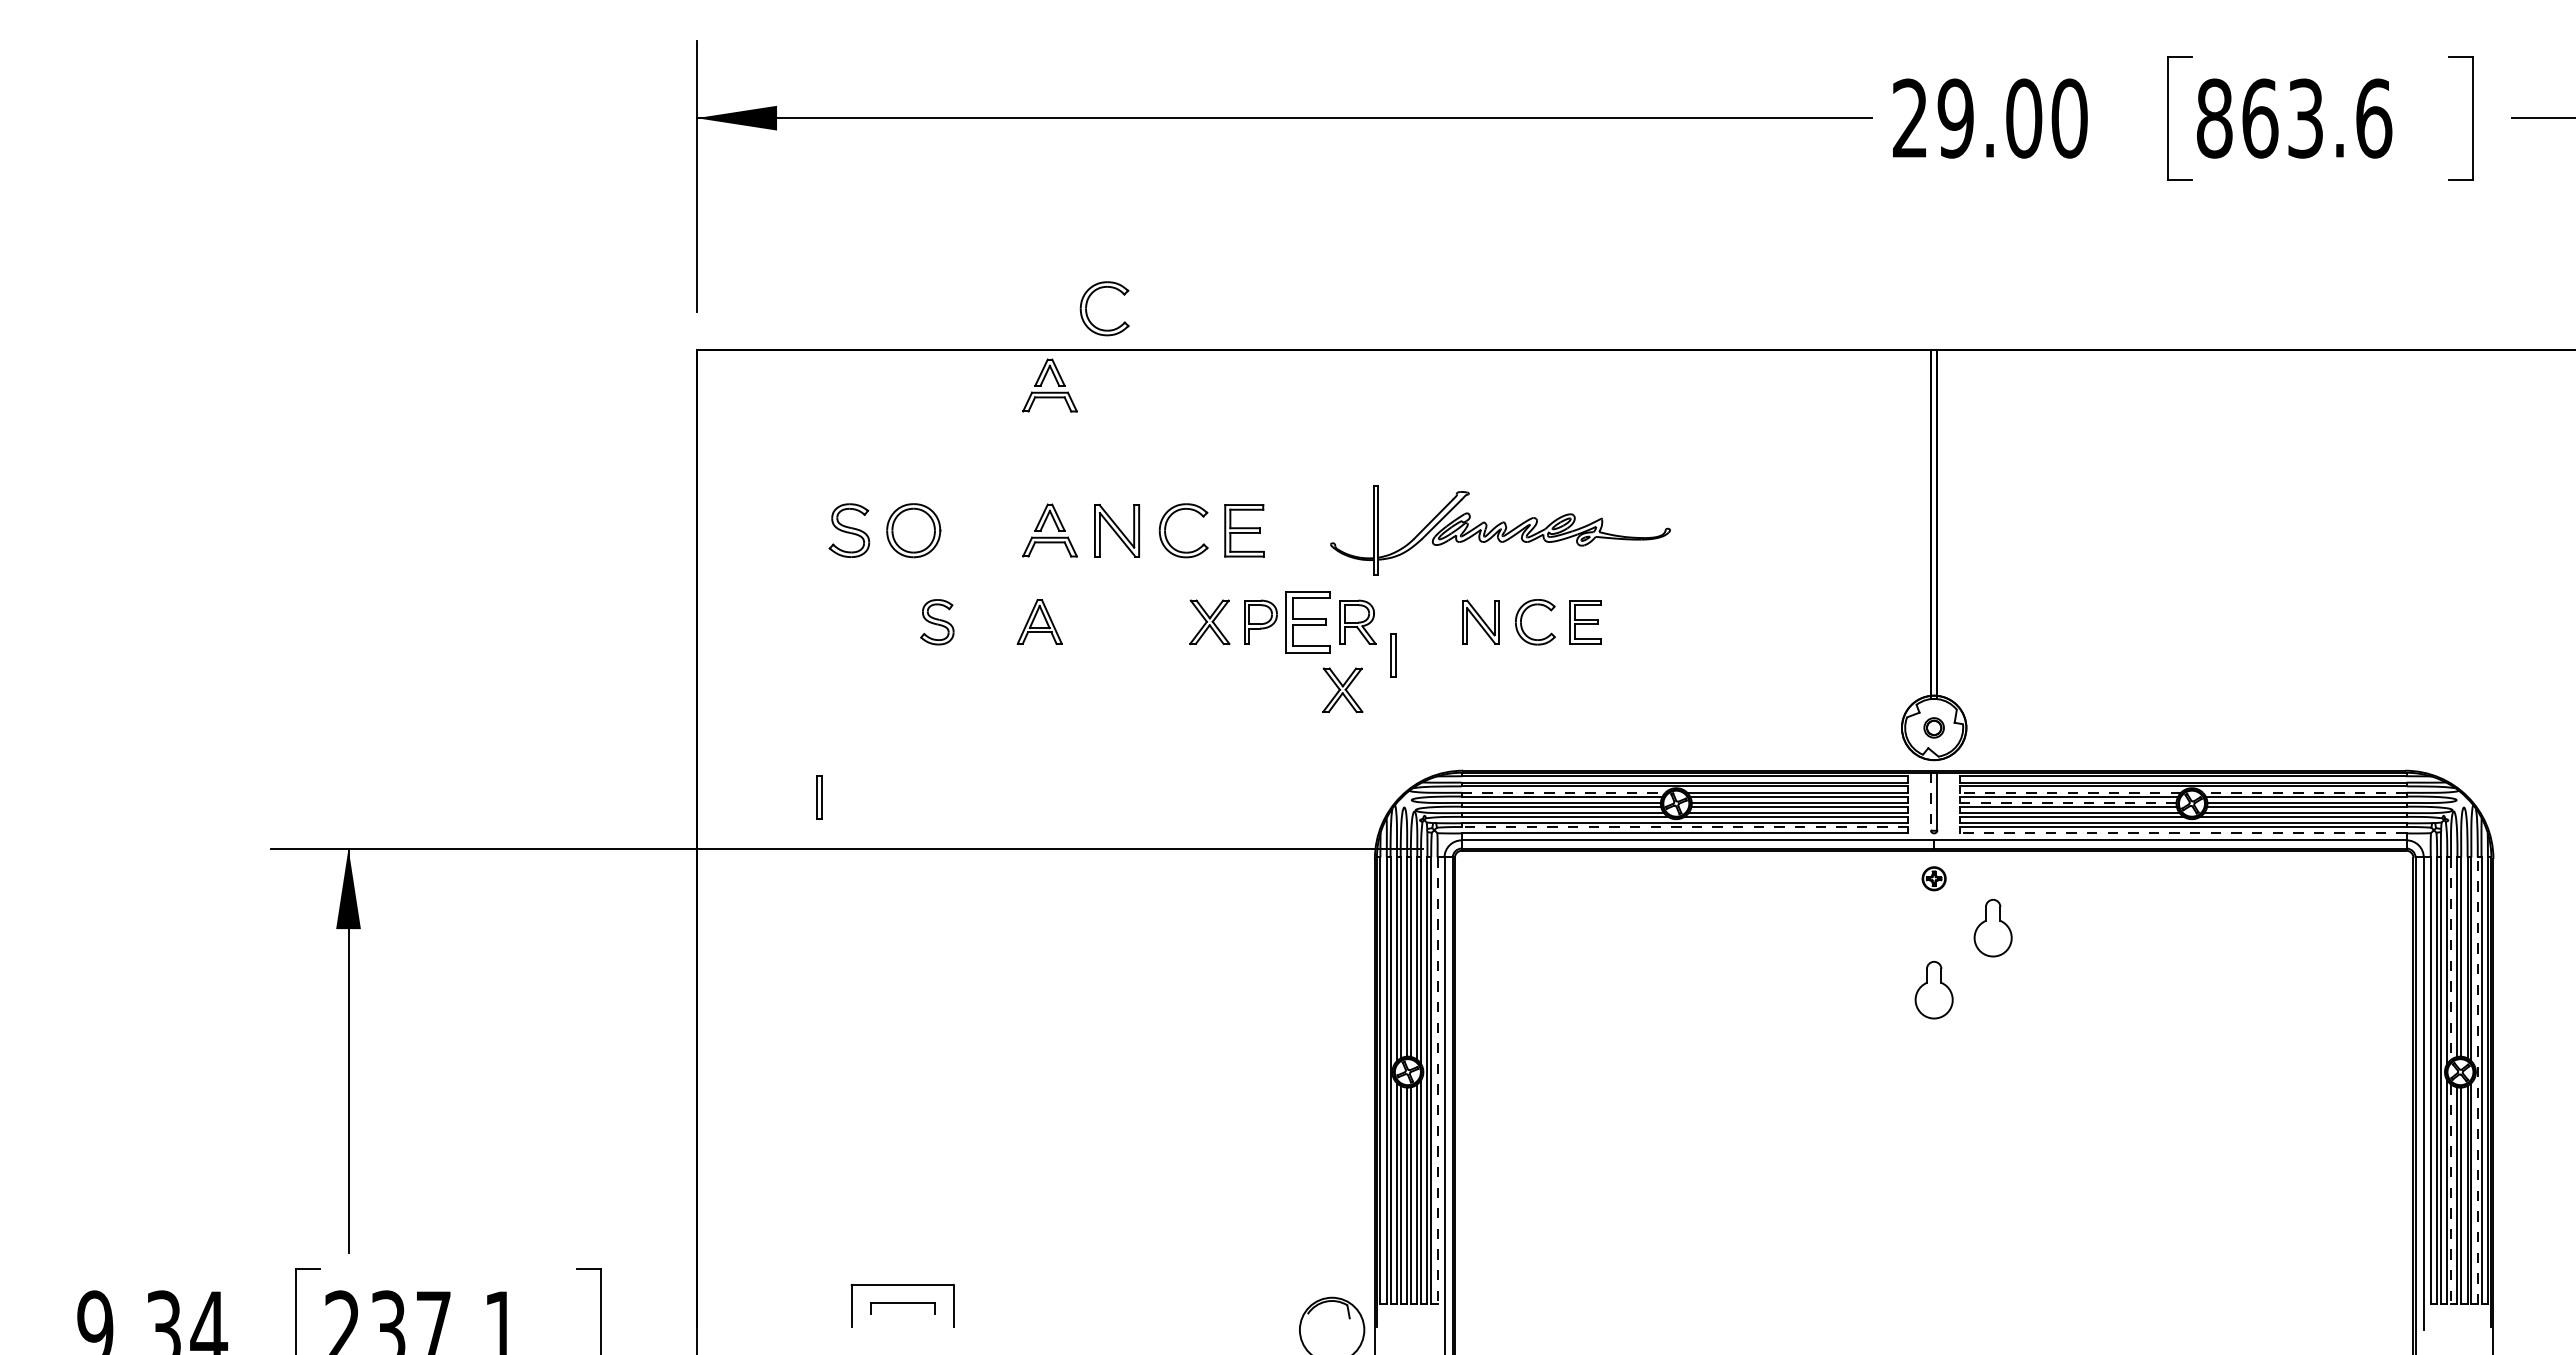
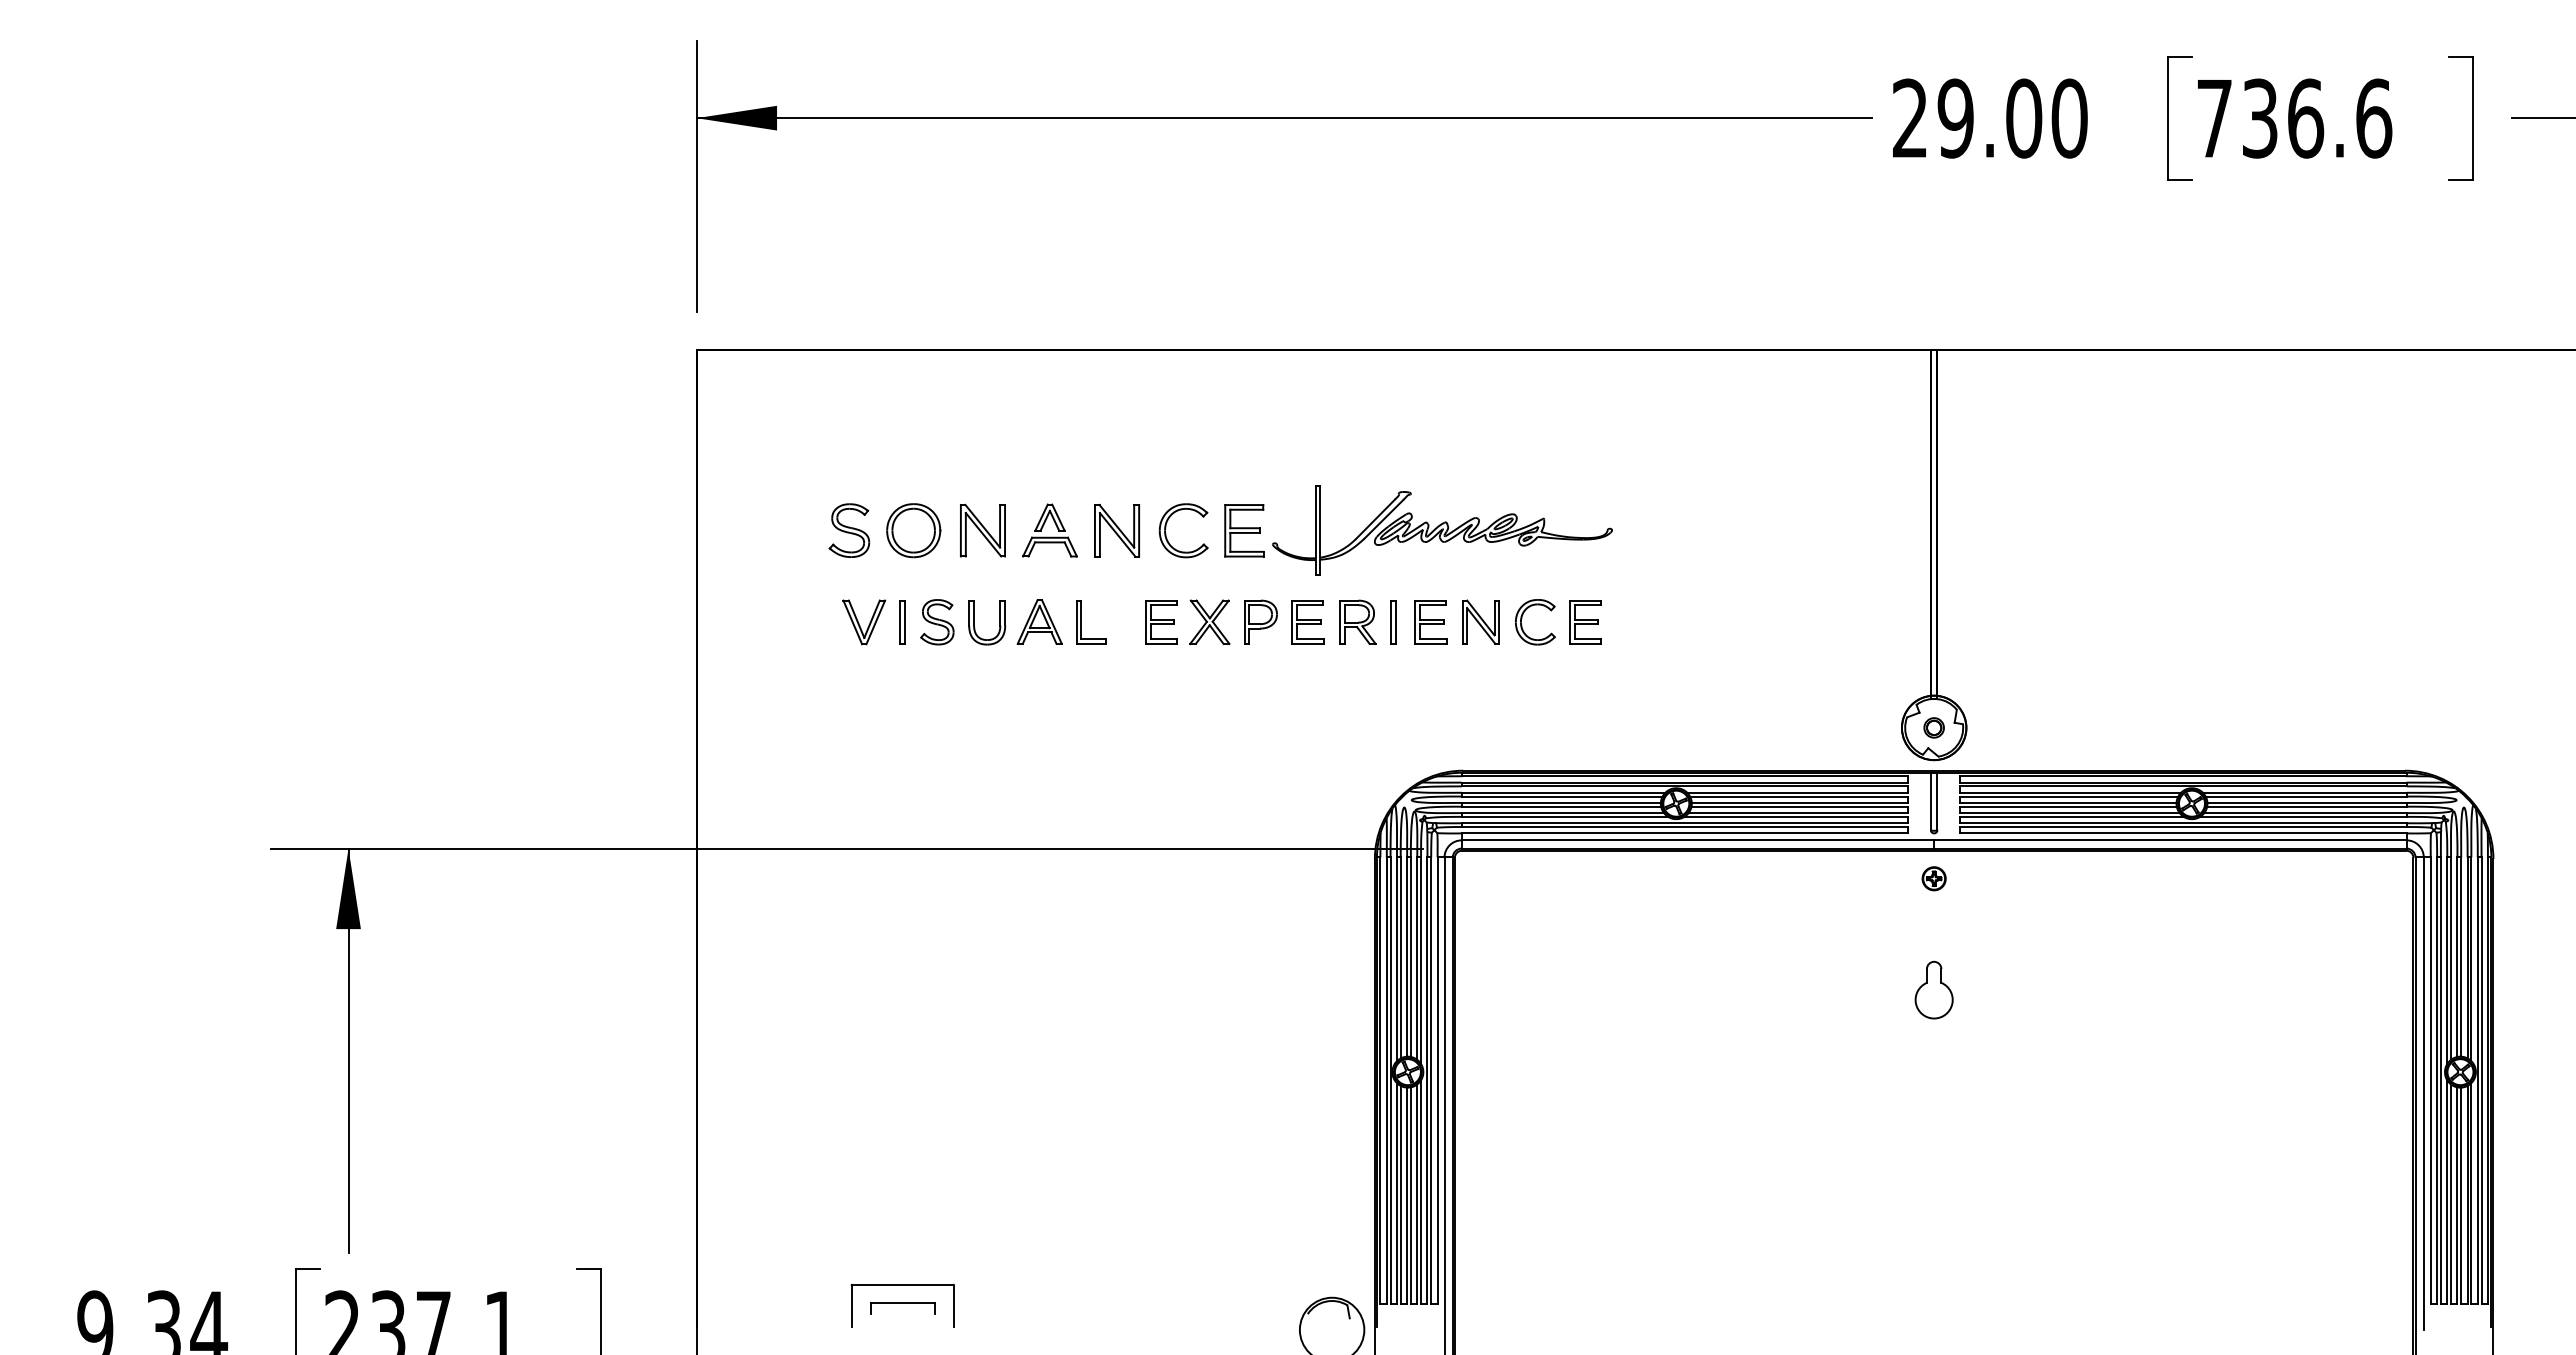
text: 863.6 -> 736.6 (2260, 118)
part: present -> none (1087, 306)
part: present -> none (1049, 385)
part: none -> present (982, 530)
part position: (1500, 530) -> (1442, 530) (1442, 530)
part: none -> present (864, 622)
part: none -> present (999, 622)
part: none -> present (1081, 622)
part: none -> present (1161, 622)
part size: 46x63 px -> 34x45 px (1307, 622)
part: none -> present (1430, 622)
part position: (1393, 655) -> (1393, 622) (1393, 622)
part: present -> none (1342, 689)
line: dashed -> solid (1563, 792)
line: dashed -> solid (2070, 792)
line: dashed -> solid (2304, 792)
part position: (819, 797) -> (902, 622) (902, 622)
line: dashed -> solid (1930, 801)
line: dashed -> solid (2067, 802)
line: dashed -> solid (1684, 827)
line: dashed -> solid (2182, 833)
part: present -> none (1992, 927)
line: dashed -> solid (2451, 959)
line: dashed -> solid (2477, 1080)
line: dashed -> solid (1437, 1081)
line: dashed -> solid (2451, 1194)
